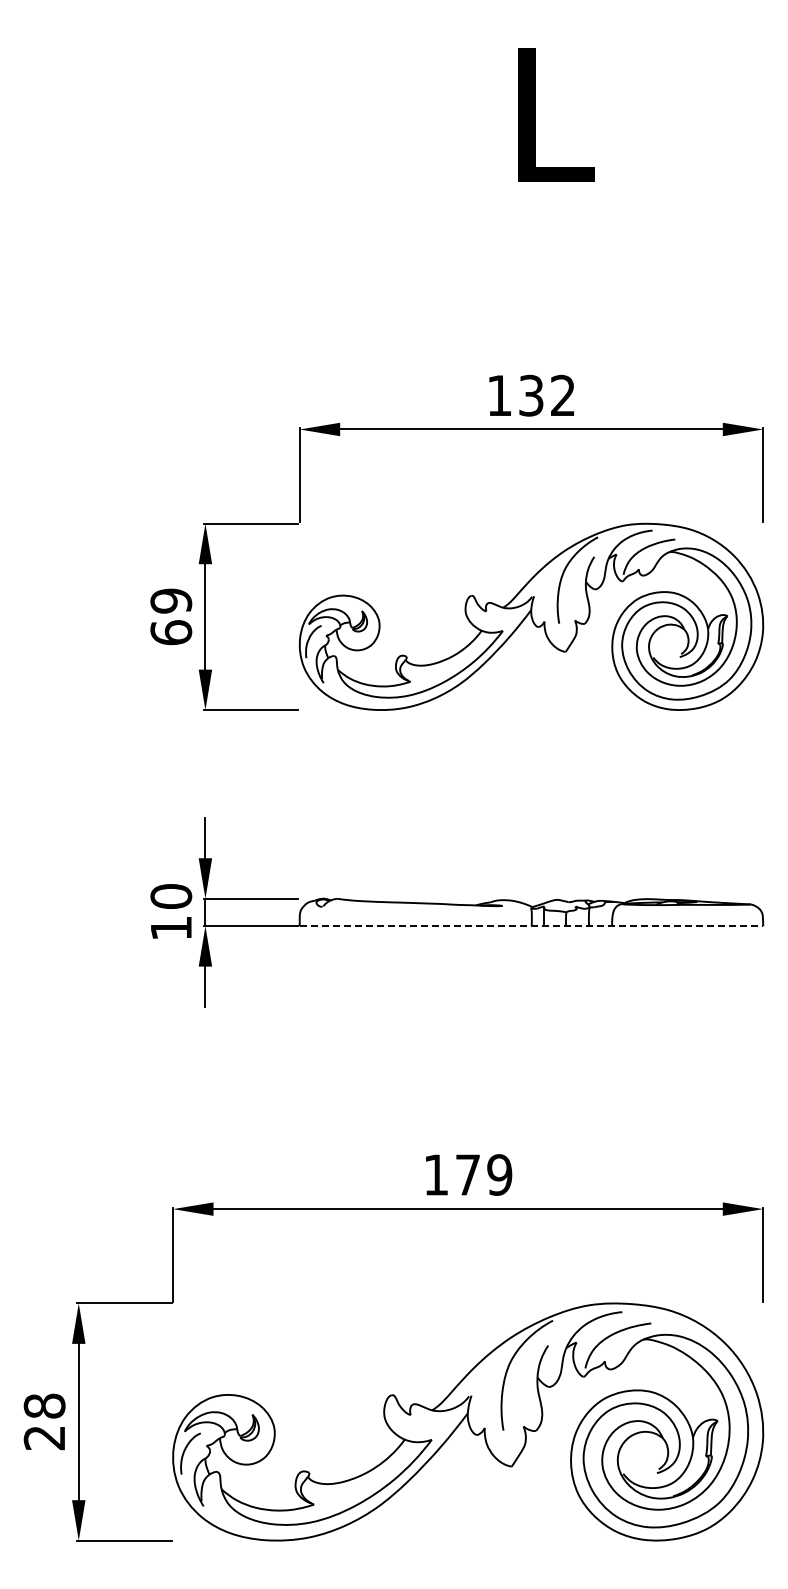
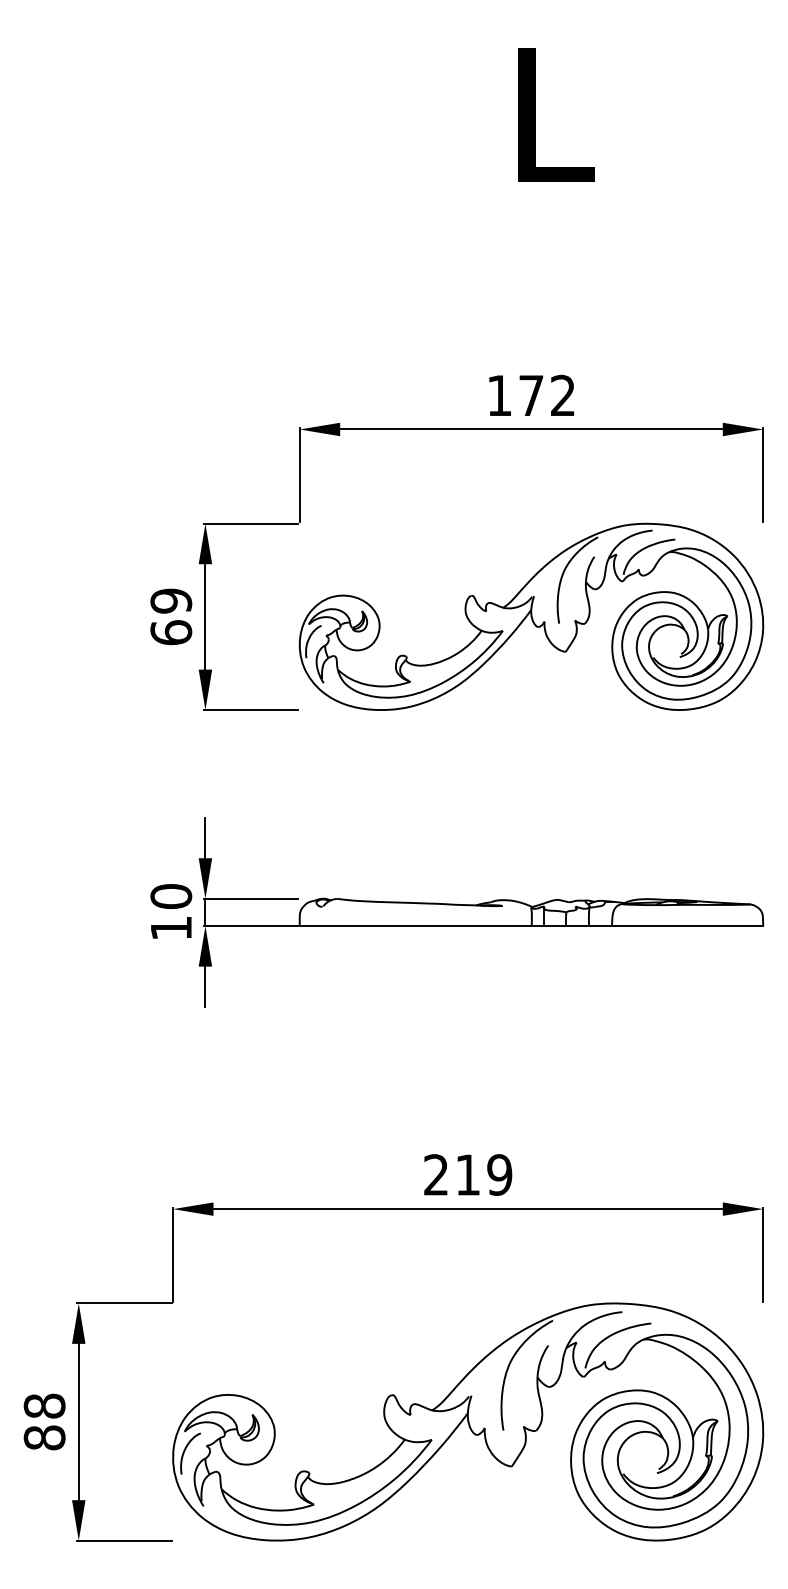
text: 132 -> 172 (531, 395)
line: dashed -> solid (531, 926)
text: 179 -> 219 (451, 1174)
text: 28 -> 88 (44, 1437)
